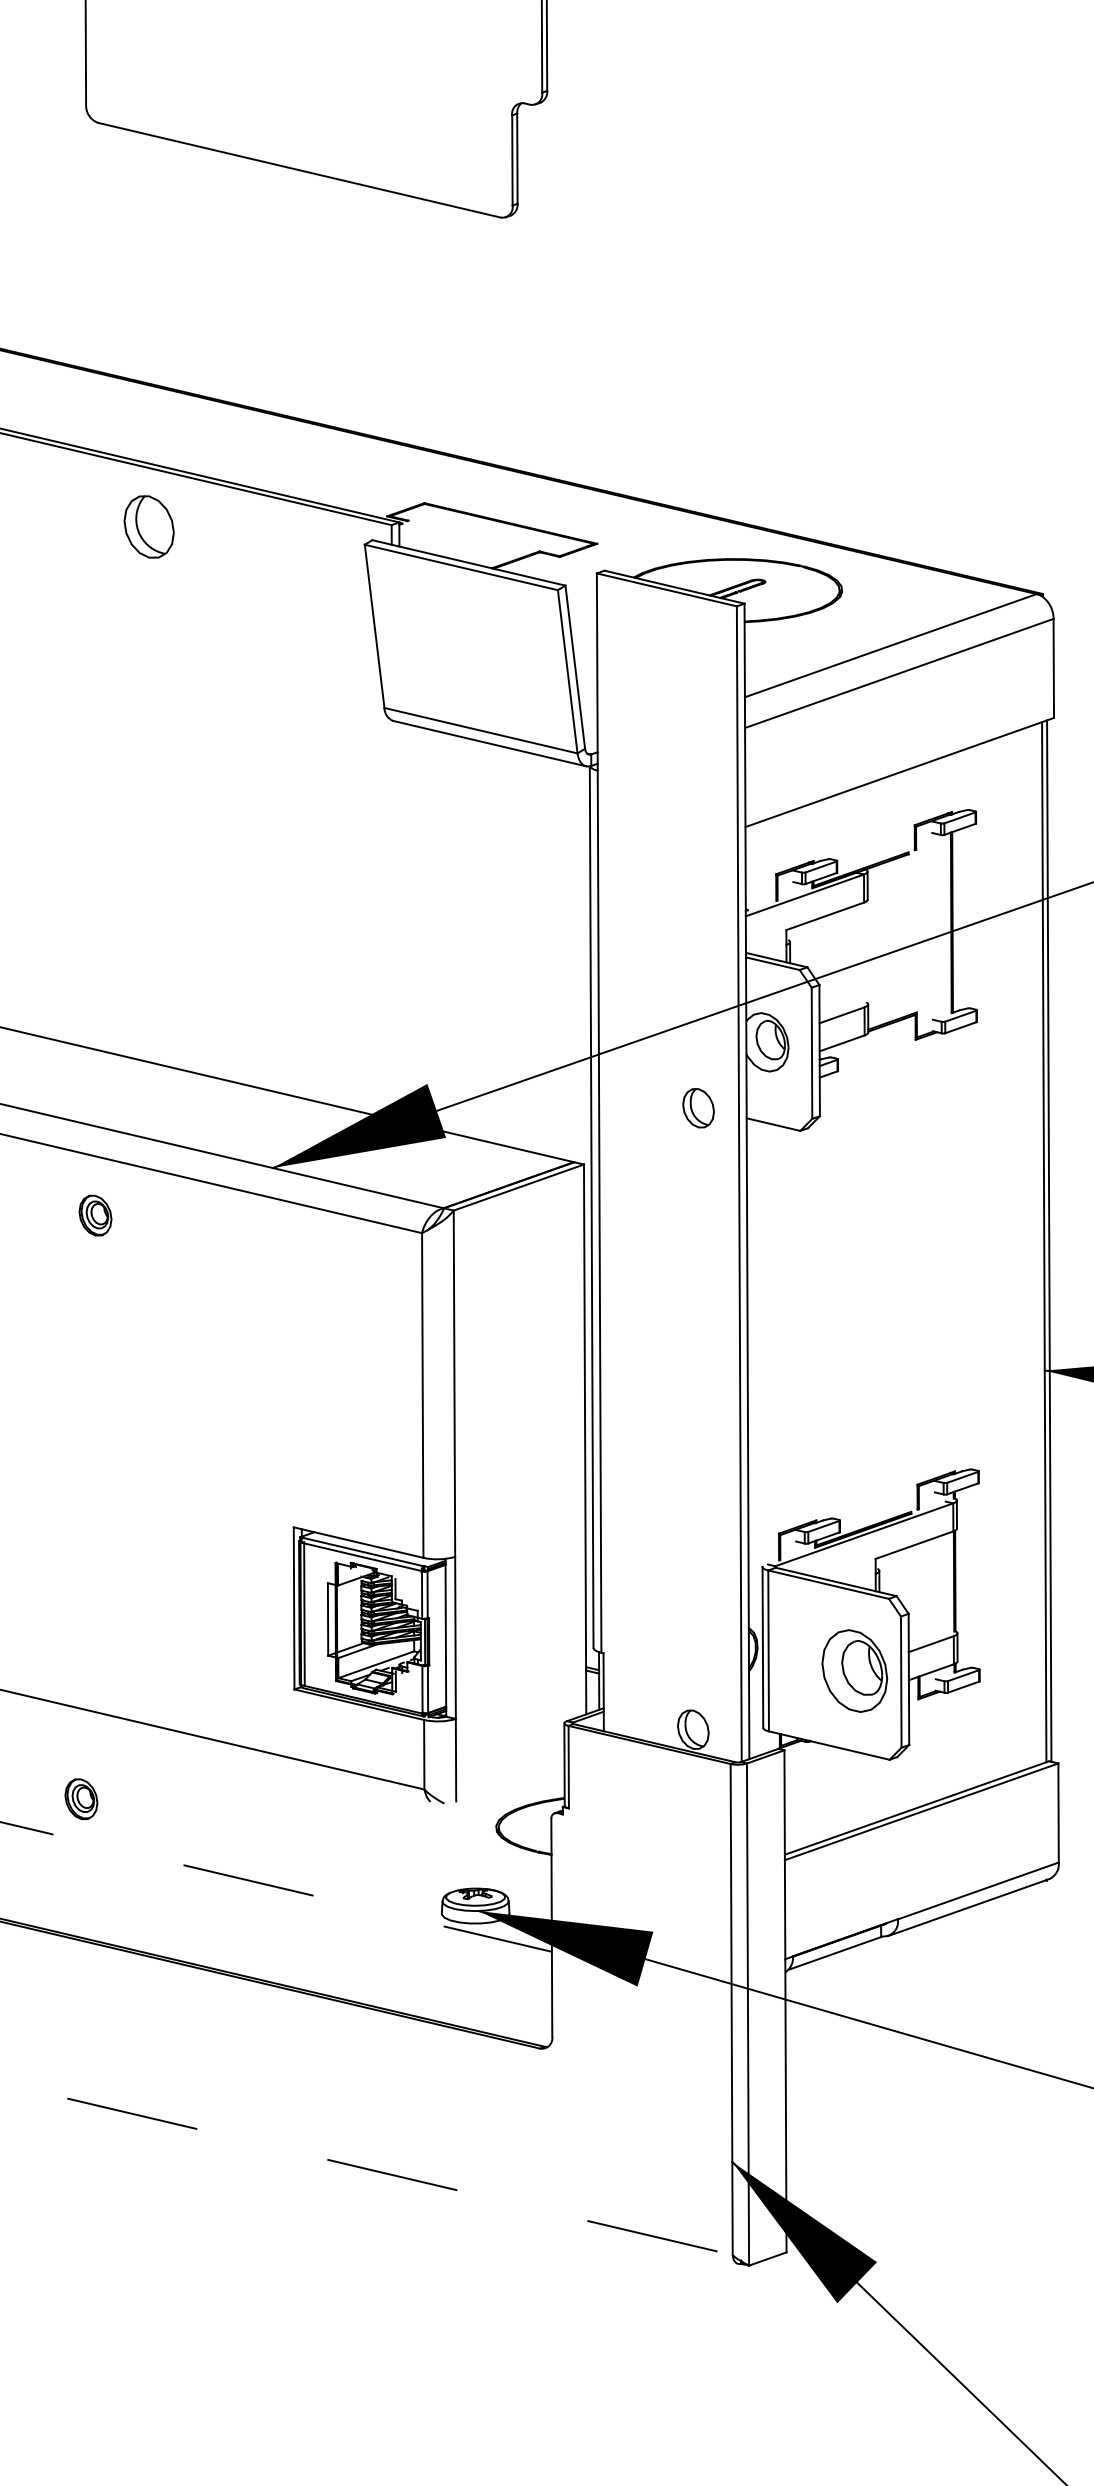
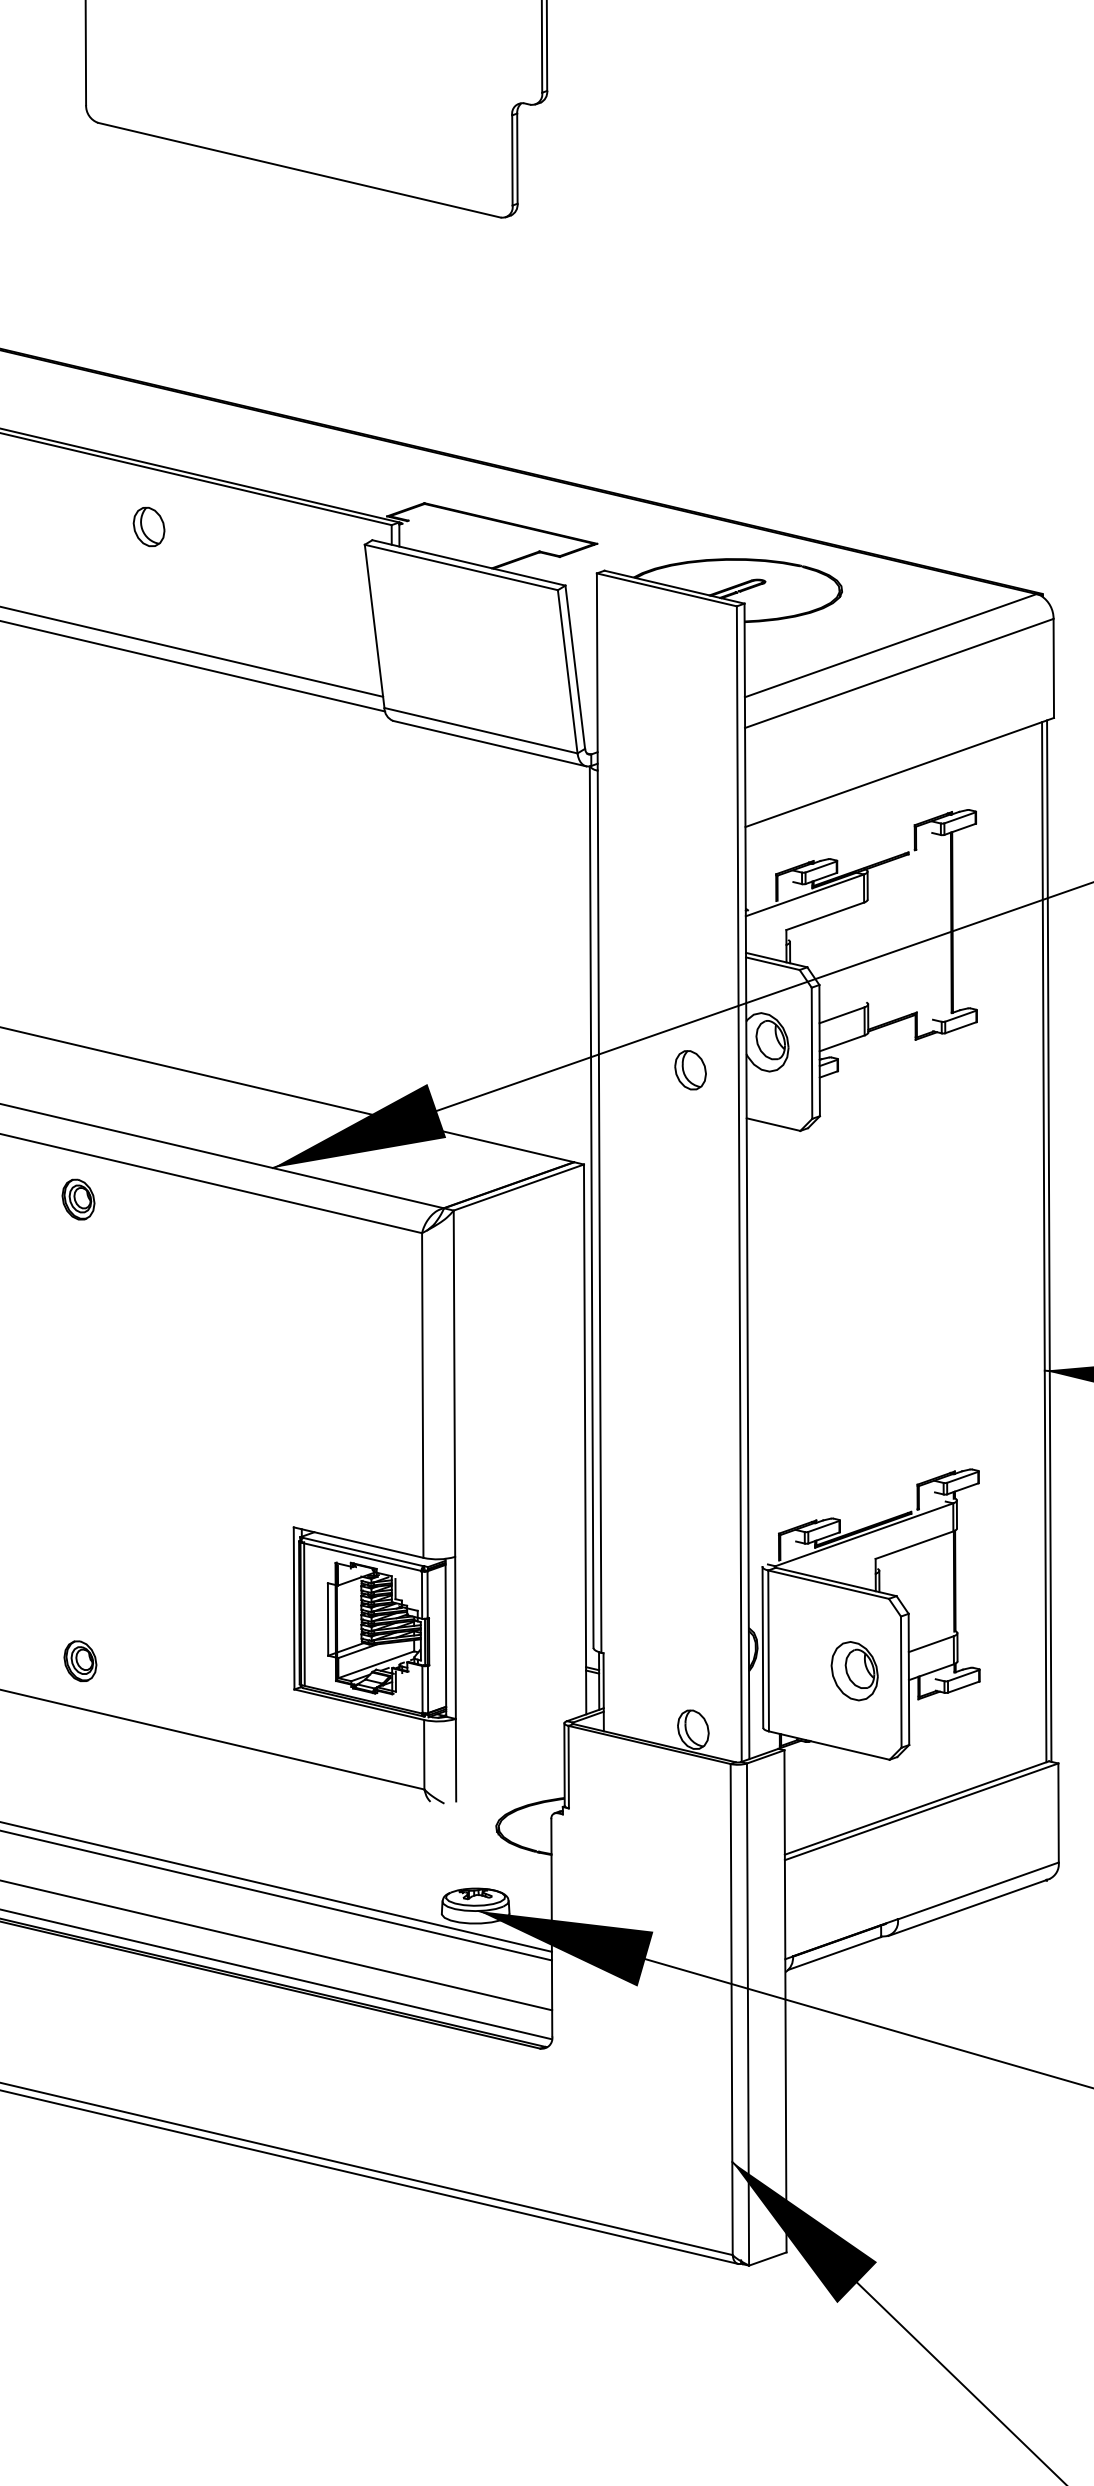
part size: 52x64 px -> 34x42 px (148, 526)
line: none -> present (192, 651)
line: none -> present (193, 666)
part position: (698, 1108) -> (690, 1070) (690, 1070)
part position: (95, 1215) -> (78, 1199) (78, 1199)
part size: 68x84 px -> 49x61 px (854, 1671)
part position: (81, 1799) -> (80, 1661) (80, 1661)
line: dashed -> solid (276, 1887)
line: none -> present (276, 1895)
line: none -> present (277, 1945)
line: none -> present (277, 1974)
line: dashed -> solid (366, 2169)
line: none -> present (370, 2176)
